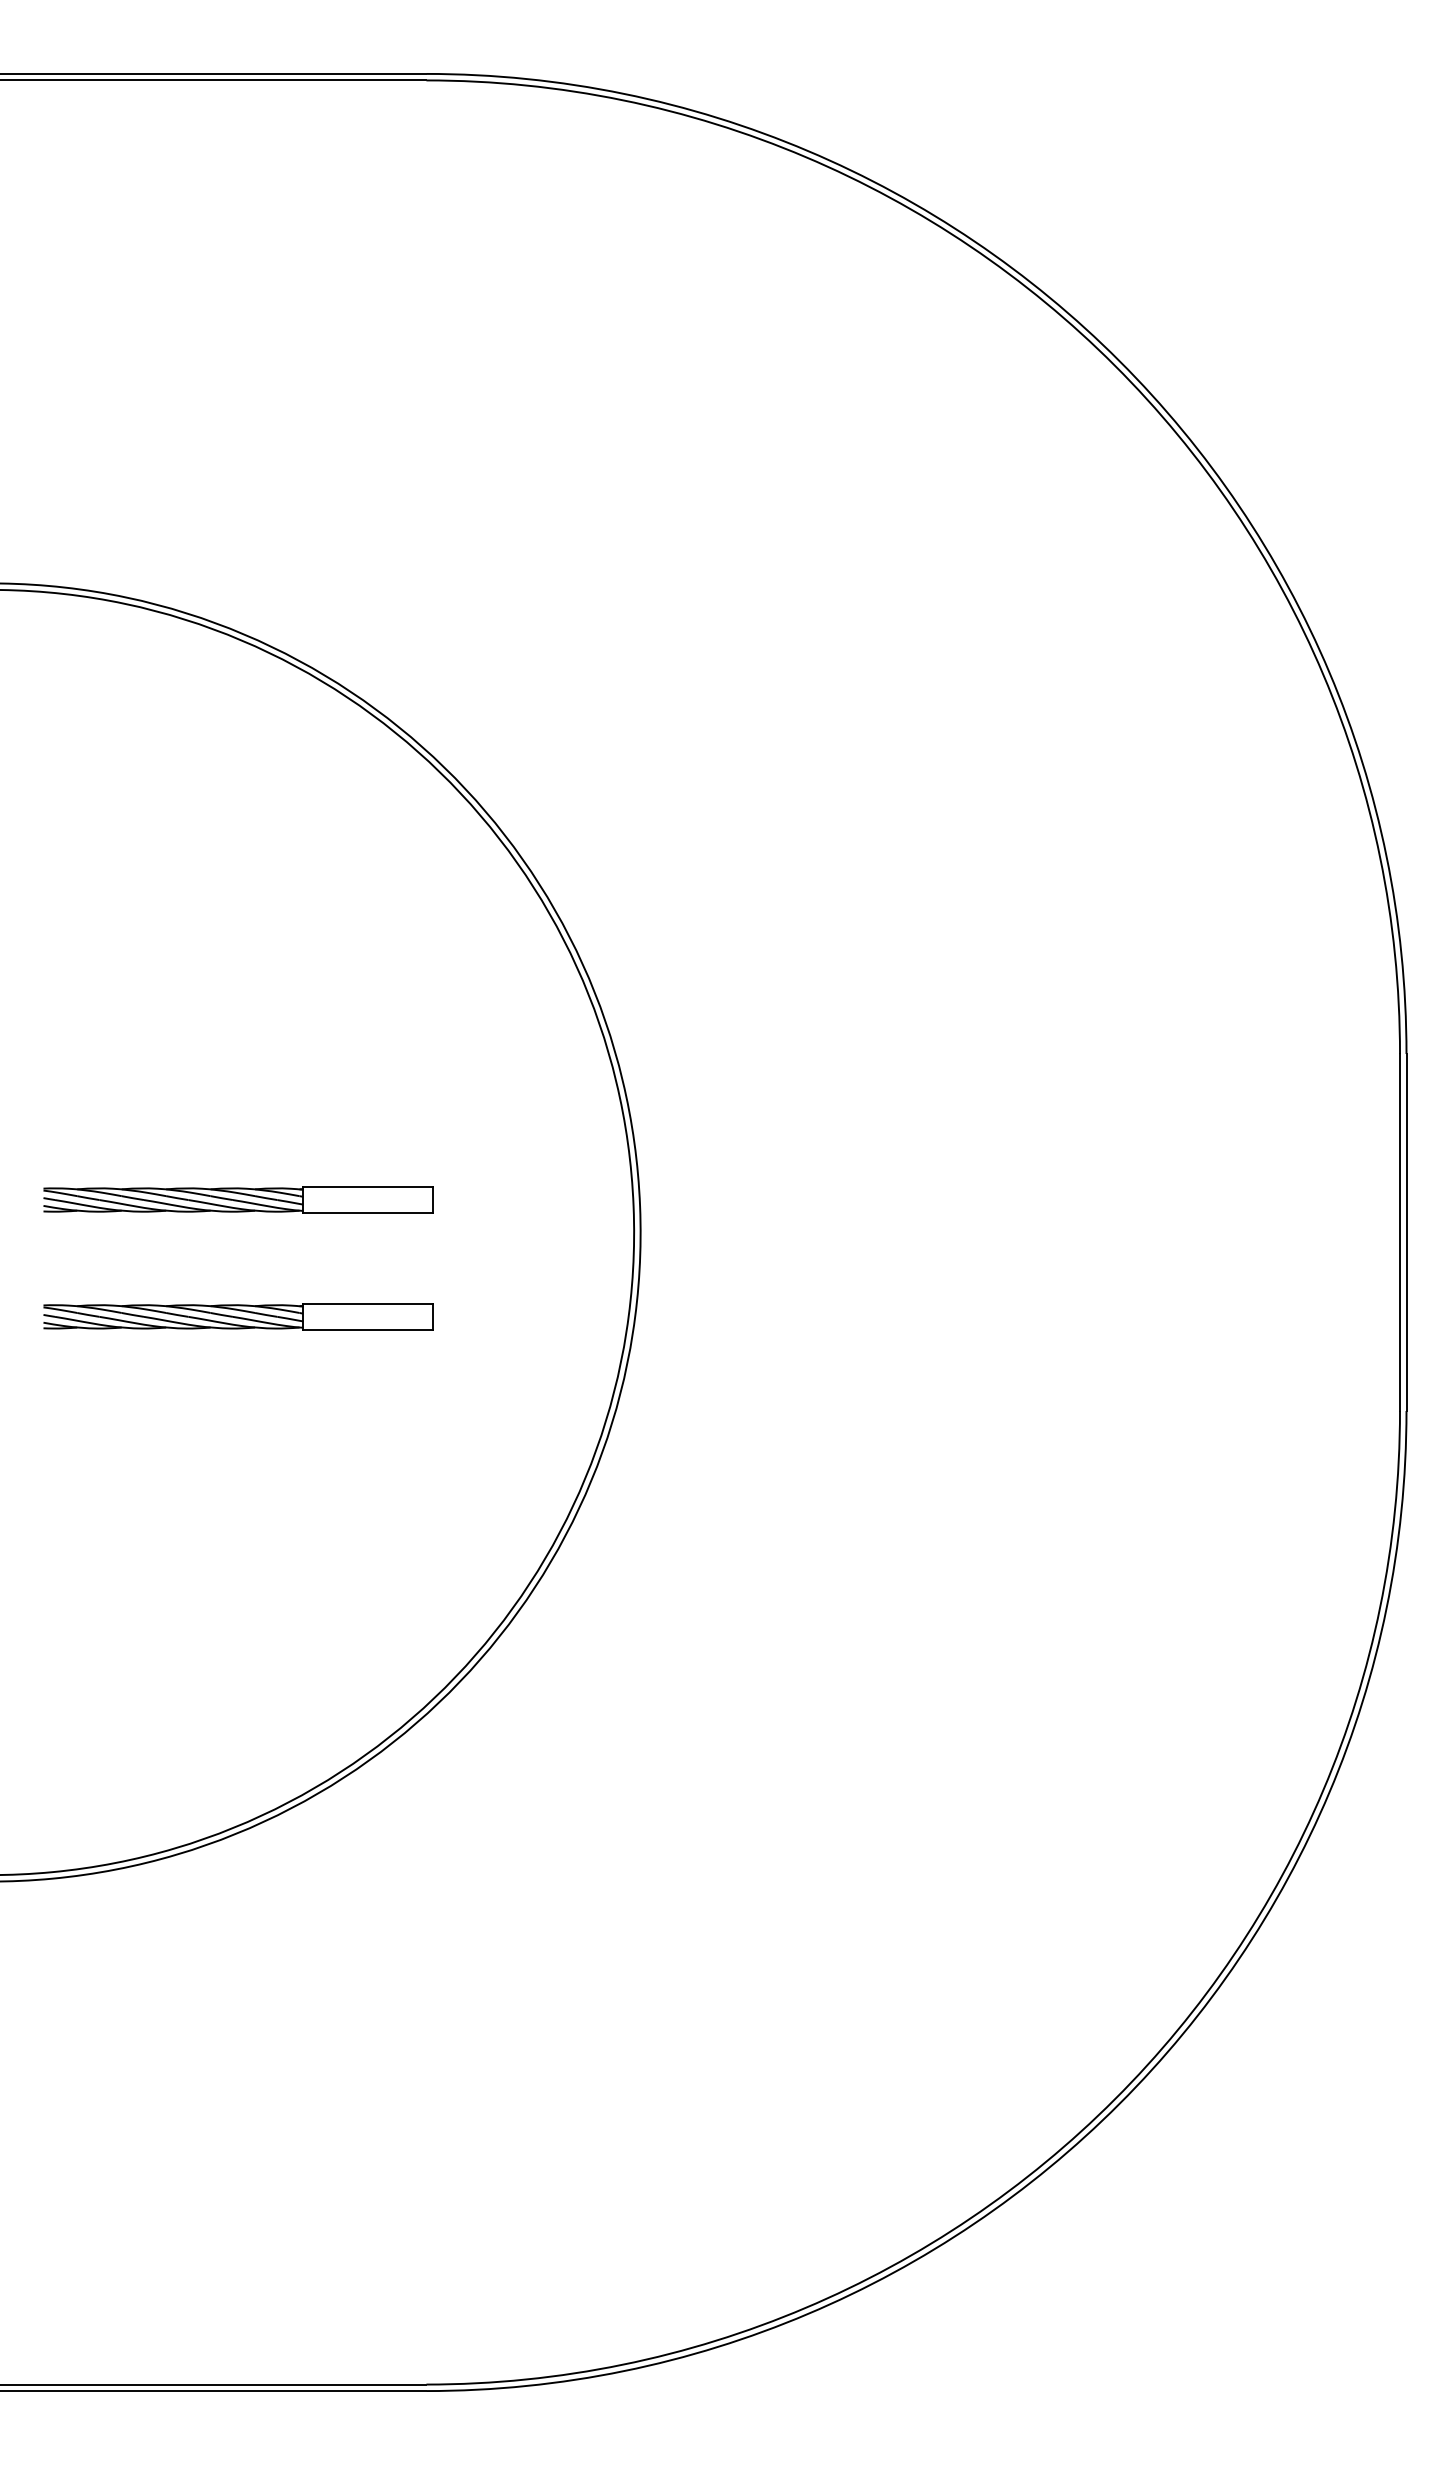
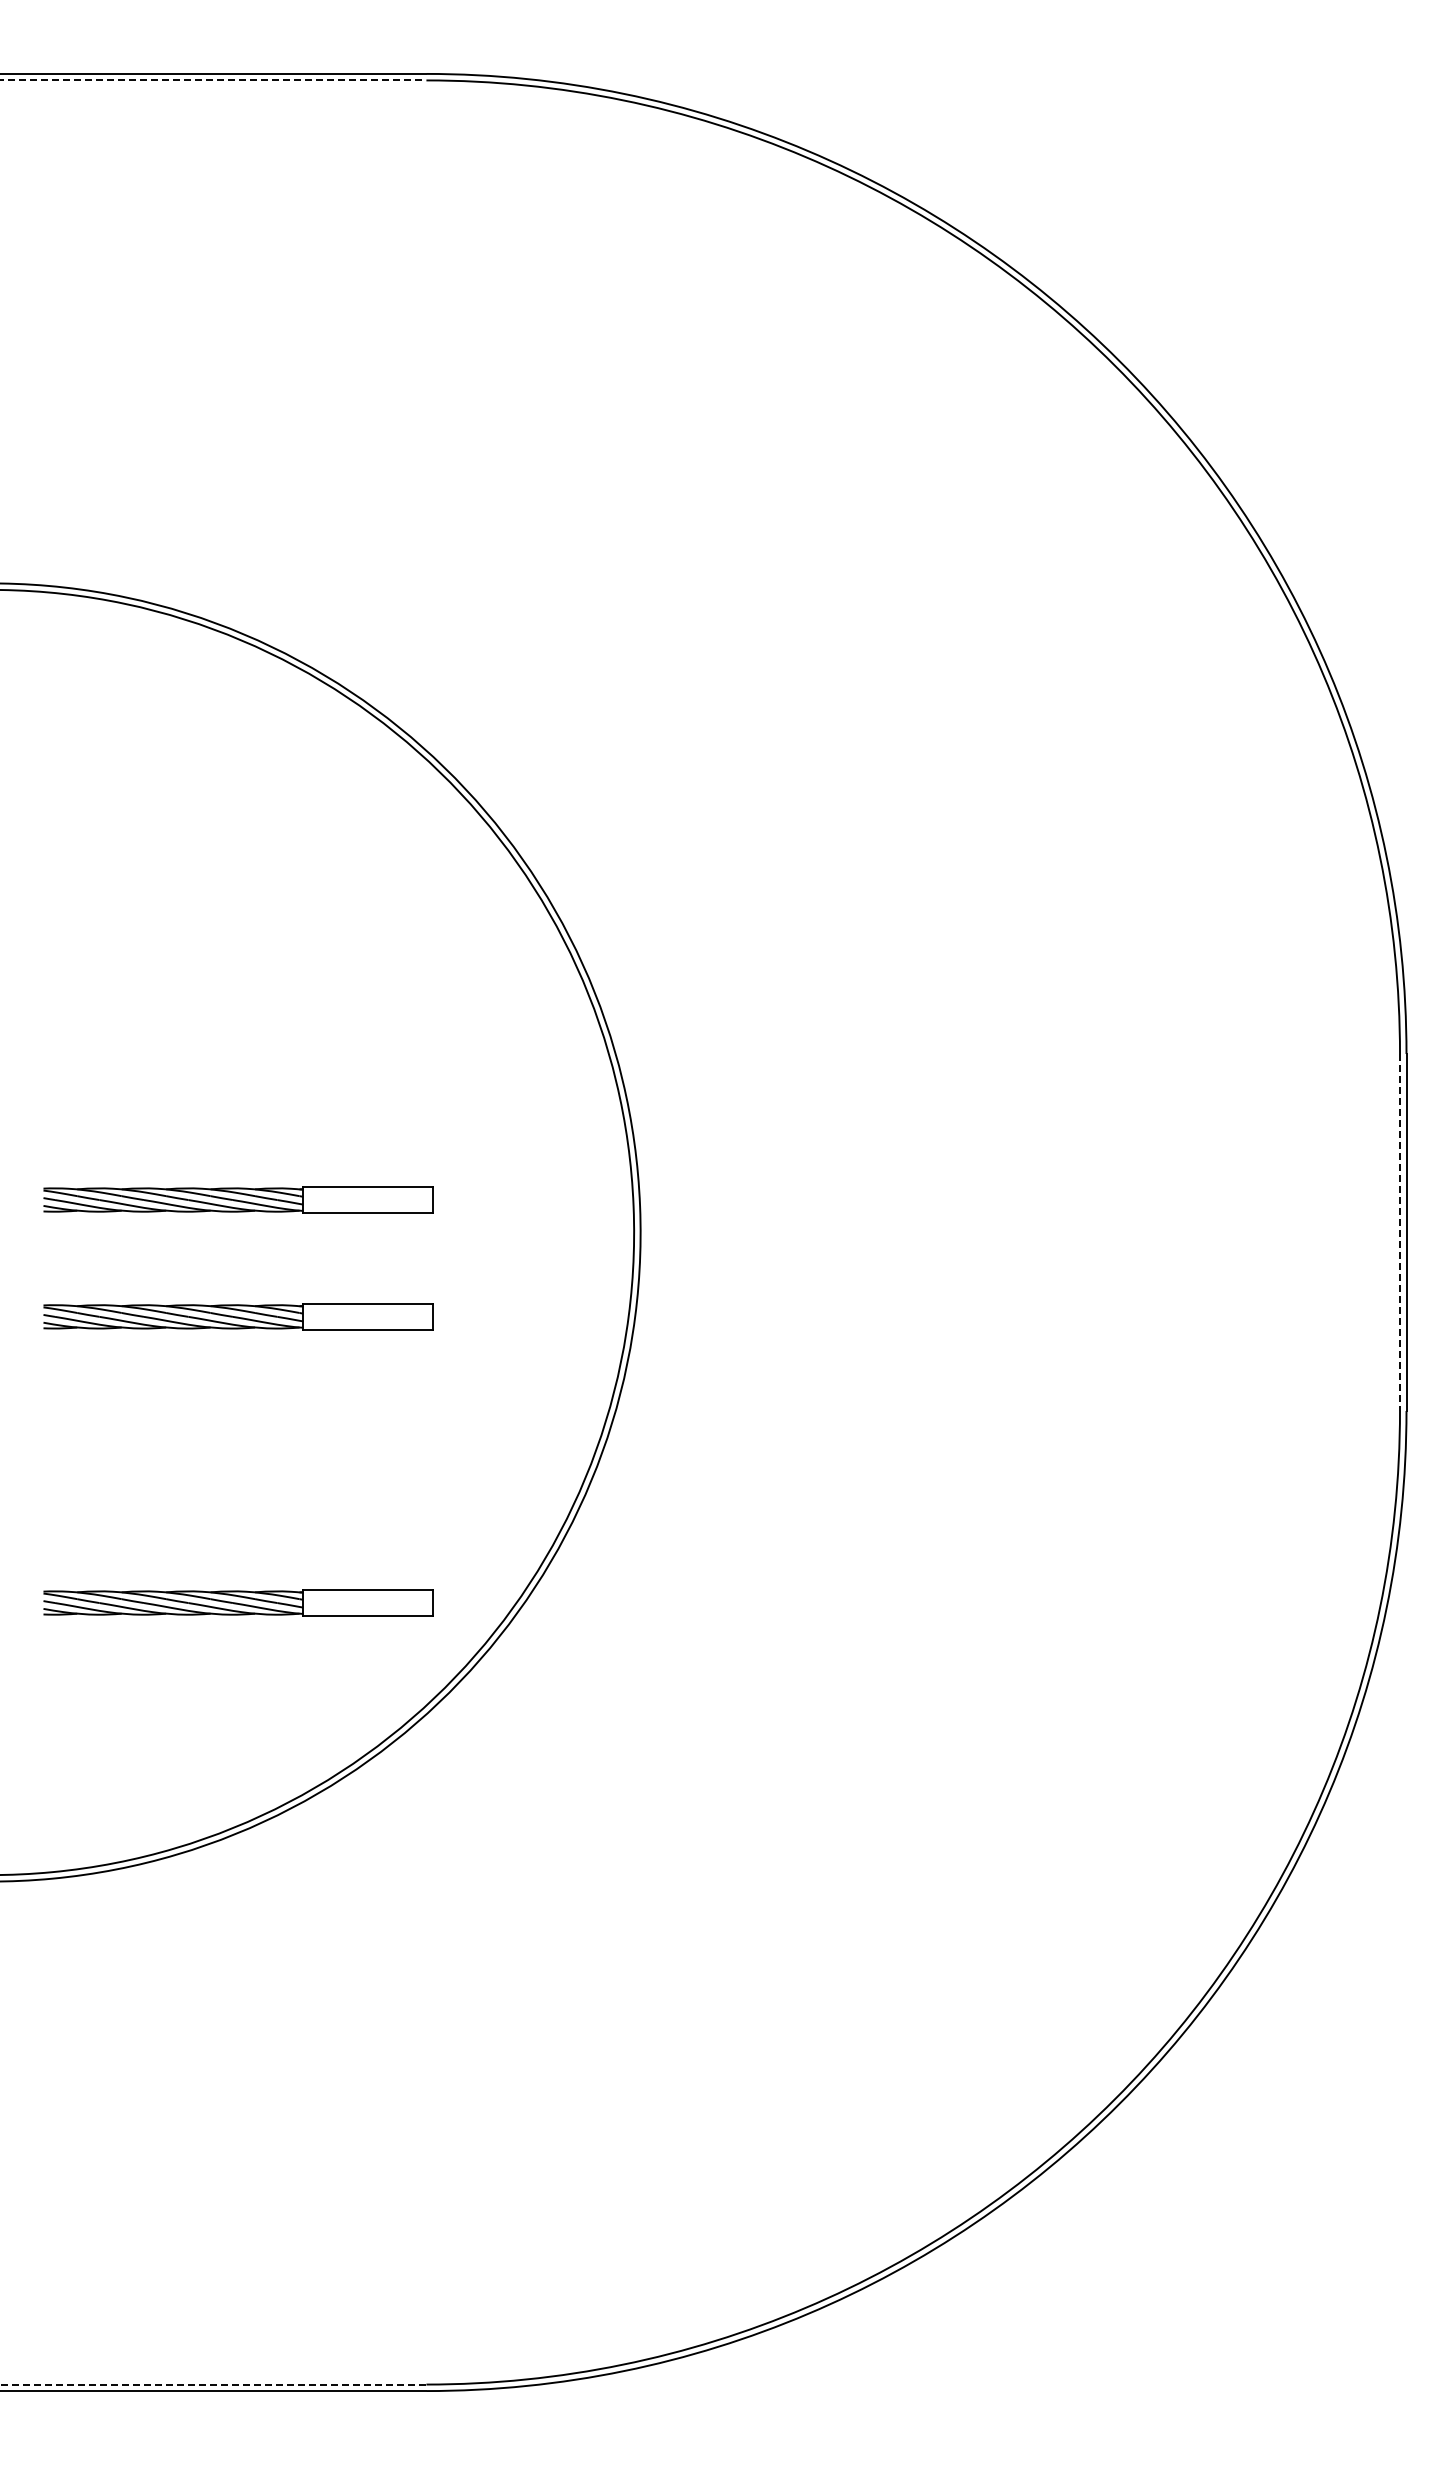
line: solid -> dashed (213, 80)
line: solid -> dashed (1400, 1232)
part: none -> present (238, 1602)
line: solid -> dashed (213, 2384)
